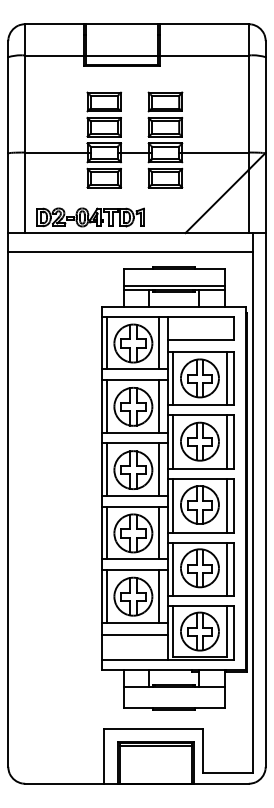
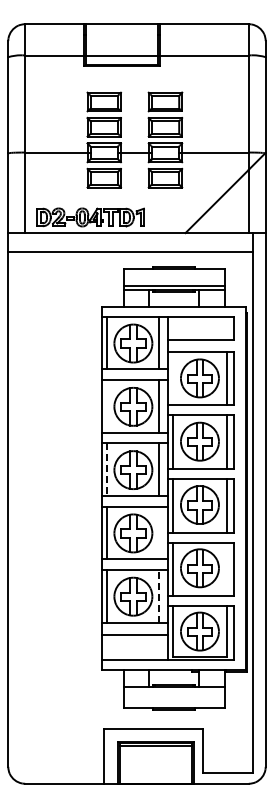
line: present -> none (173, 378)
line: present -> none (106, 405)
line: solid -> dashed (106, 470)
line: present -> none (159, 532)
line: present -> none (226, 569)
line: solid -> dashed (159, 595)
